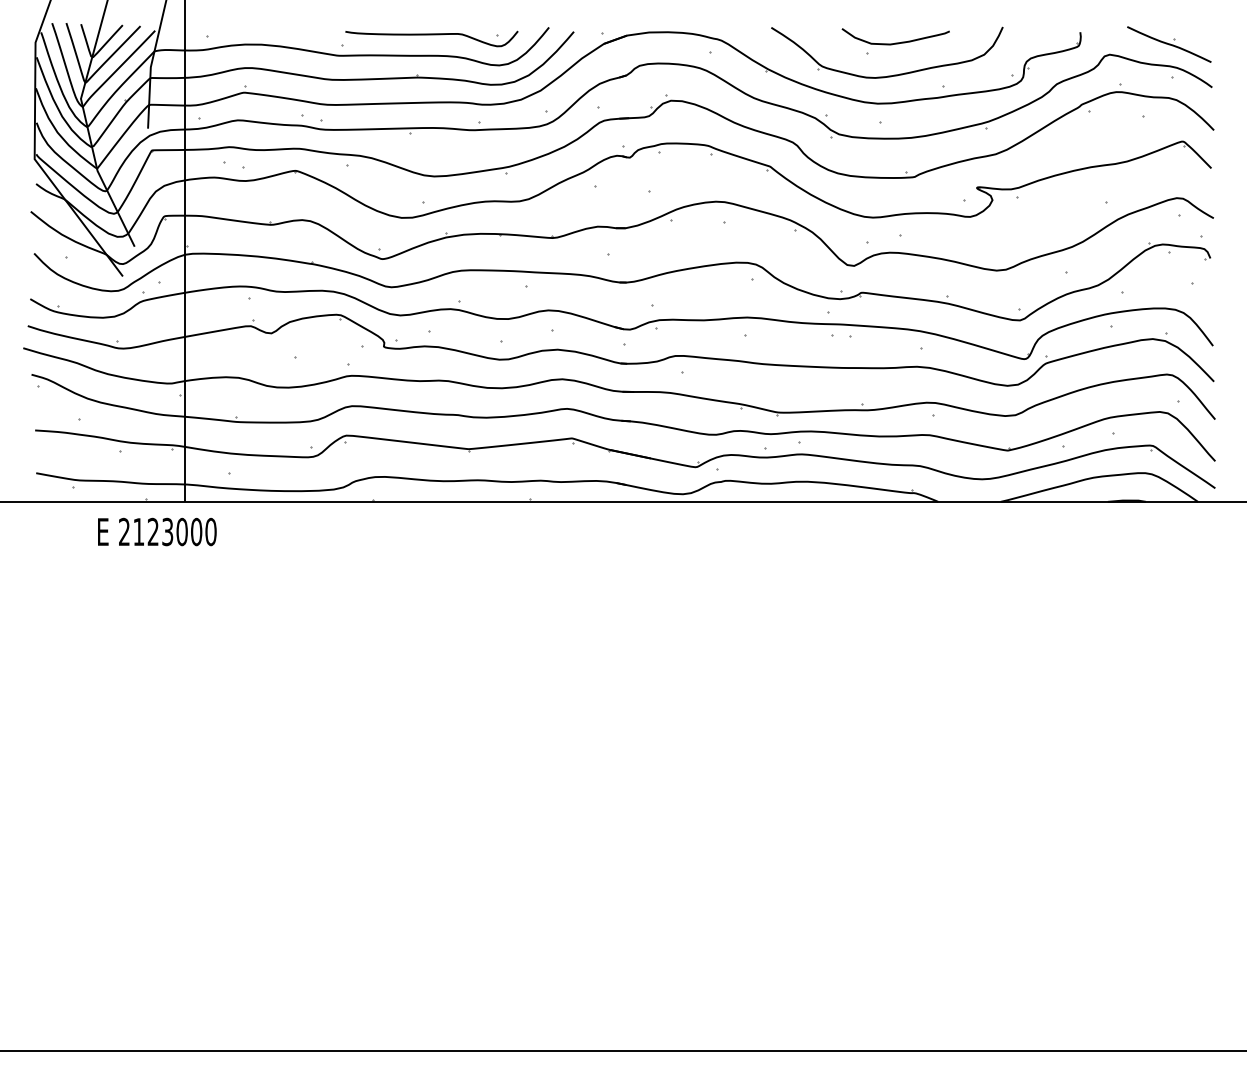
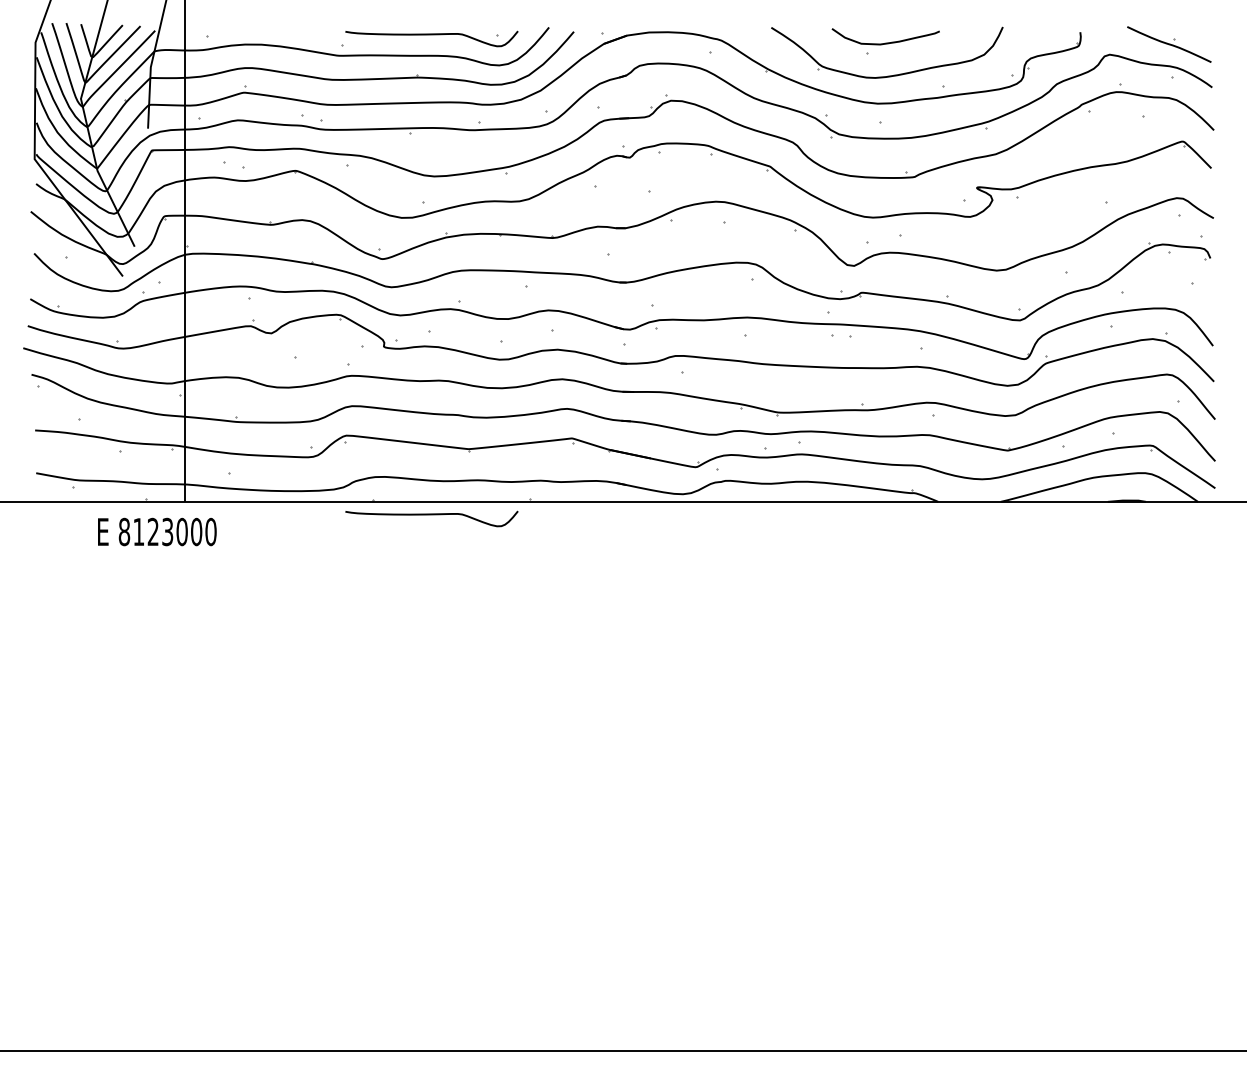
curve position: (895, 42) -> (885, 42) (885, 42)
curve: none -> present (431, 515)
text: 2123000 -> 8123000 (124, 532)
